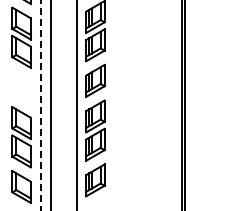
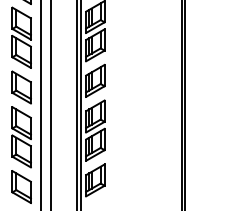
part: none -> present (21, 87)
line: none -> present (80, 104)
line: dashed -> solid (40, 105)
